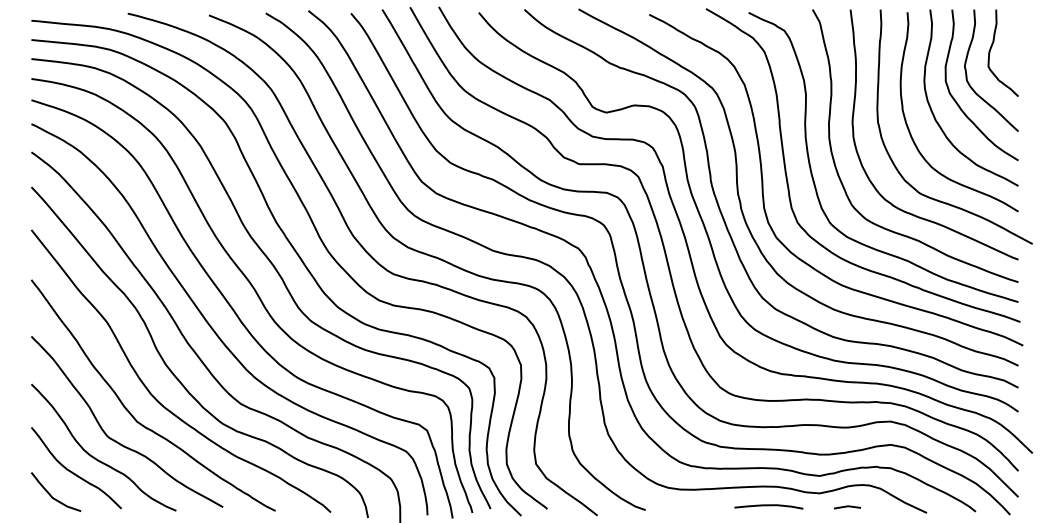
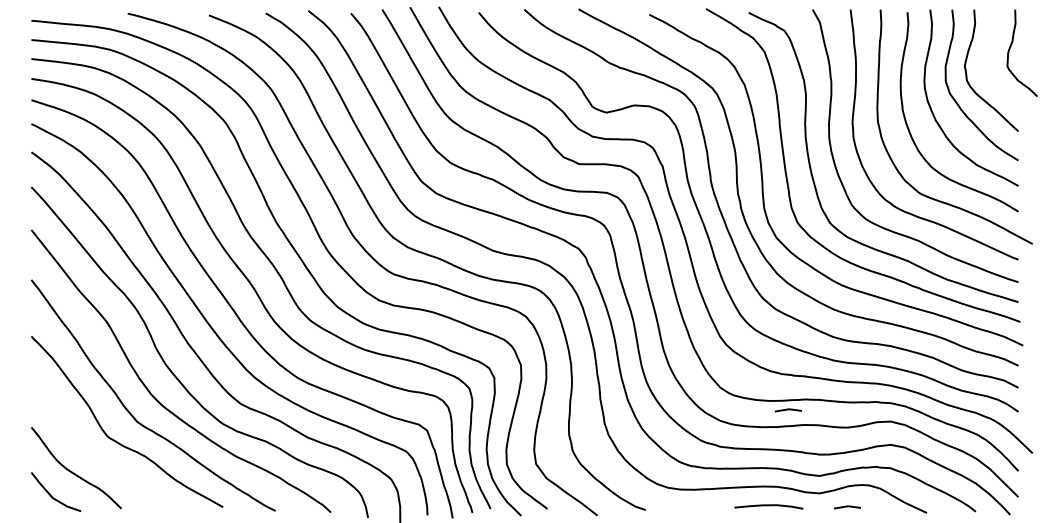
curve position: (992, 47) -> (1011, 47) (1011, 47)
line: none -> present (787, 410)
curve: present -> none (95, 457)
